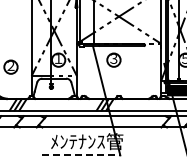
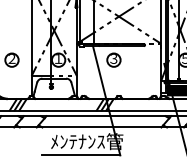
part position: (10, 66) -> (11, 59) (11, 59)
line: dashed -> solid (81, 155)
